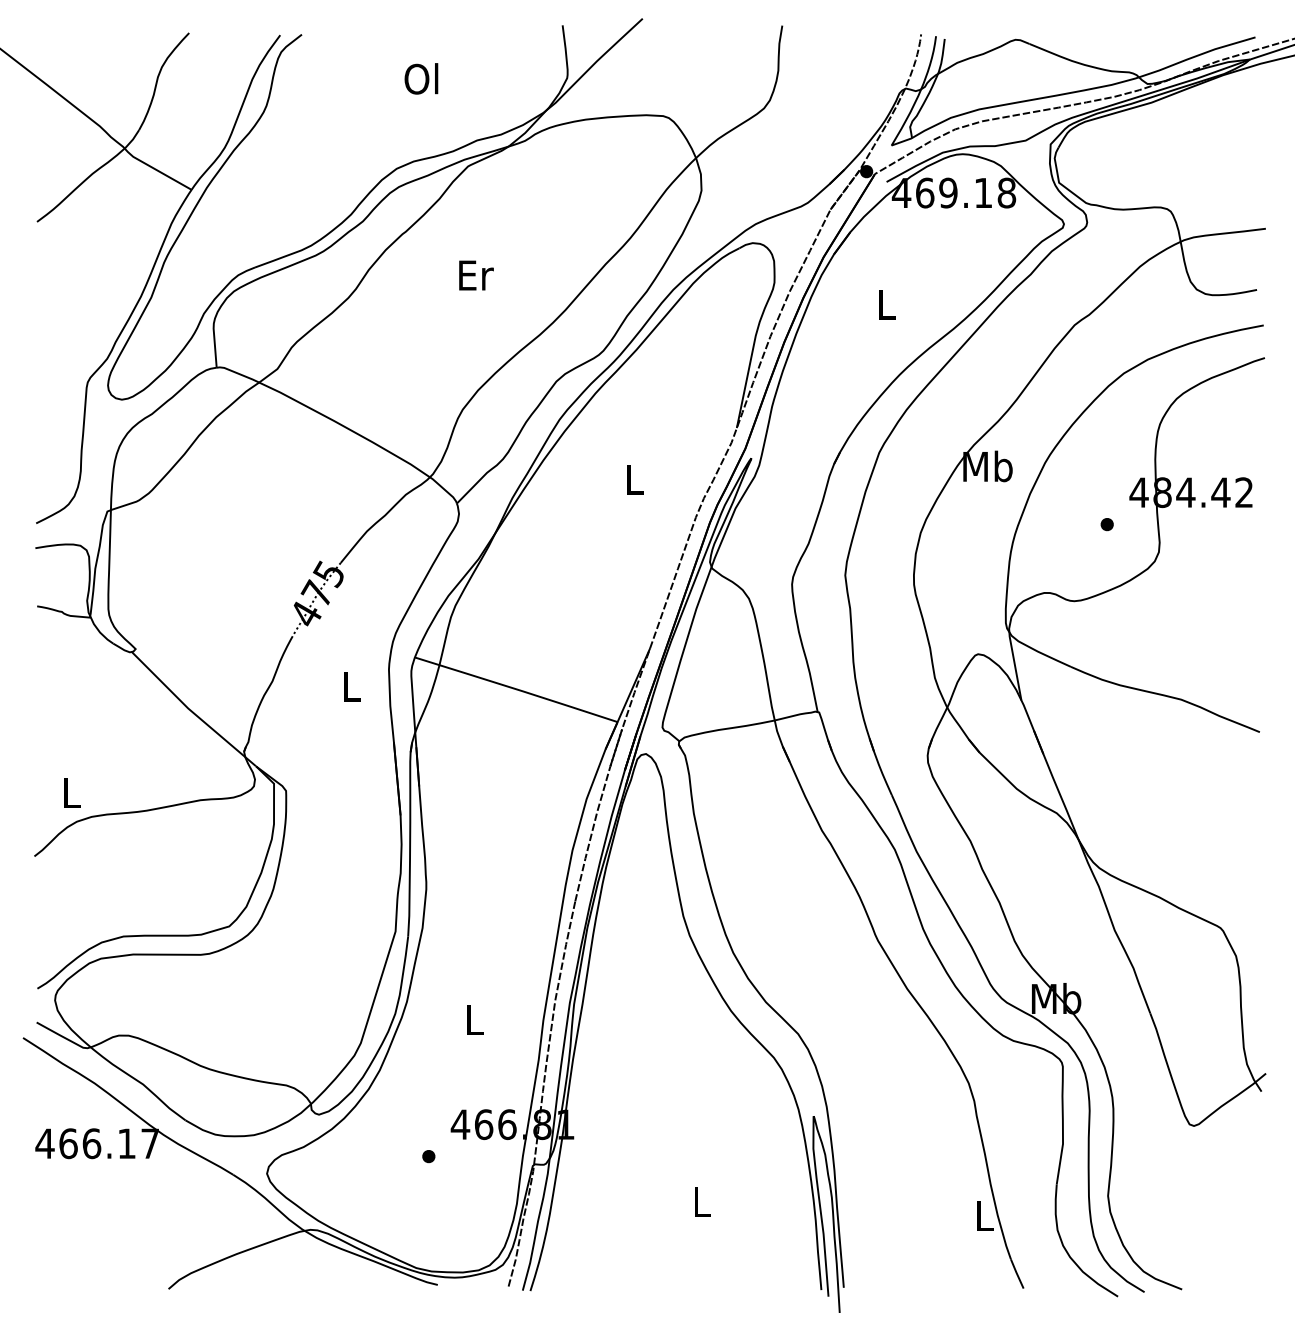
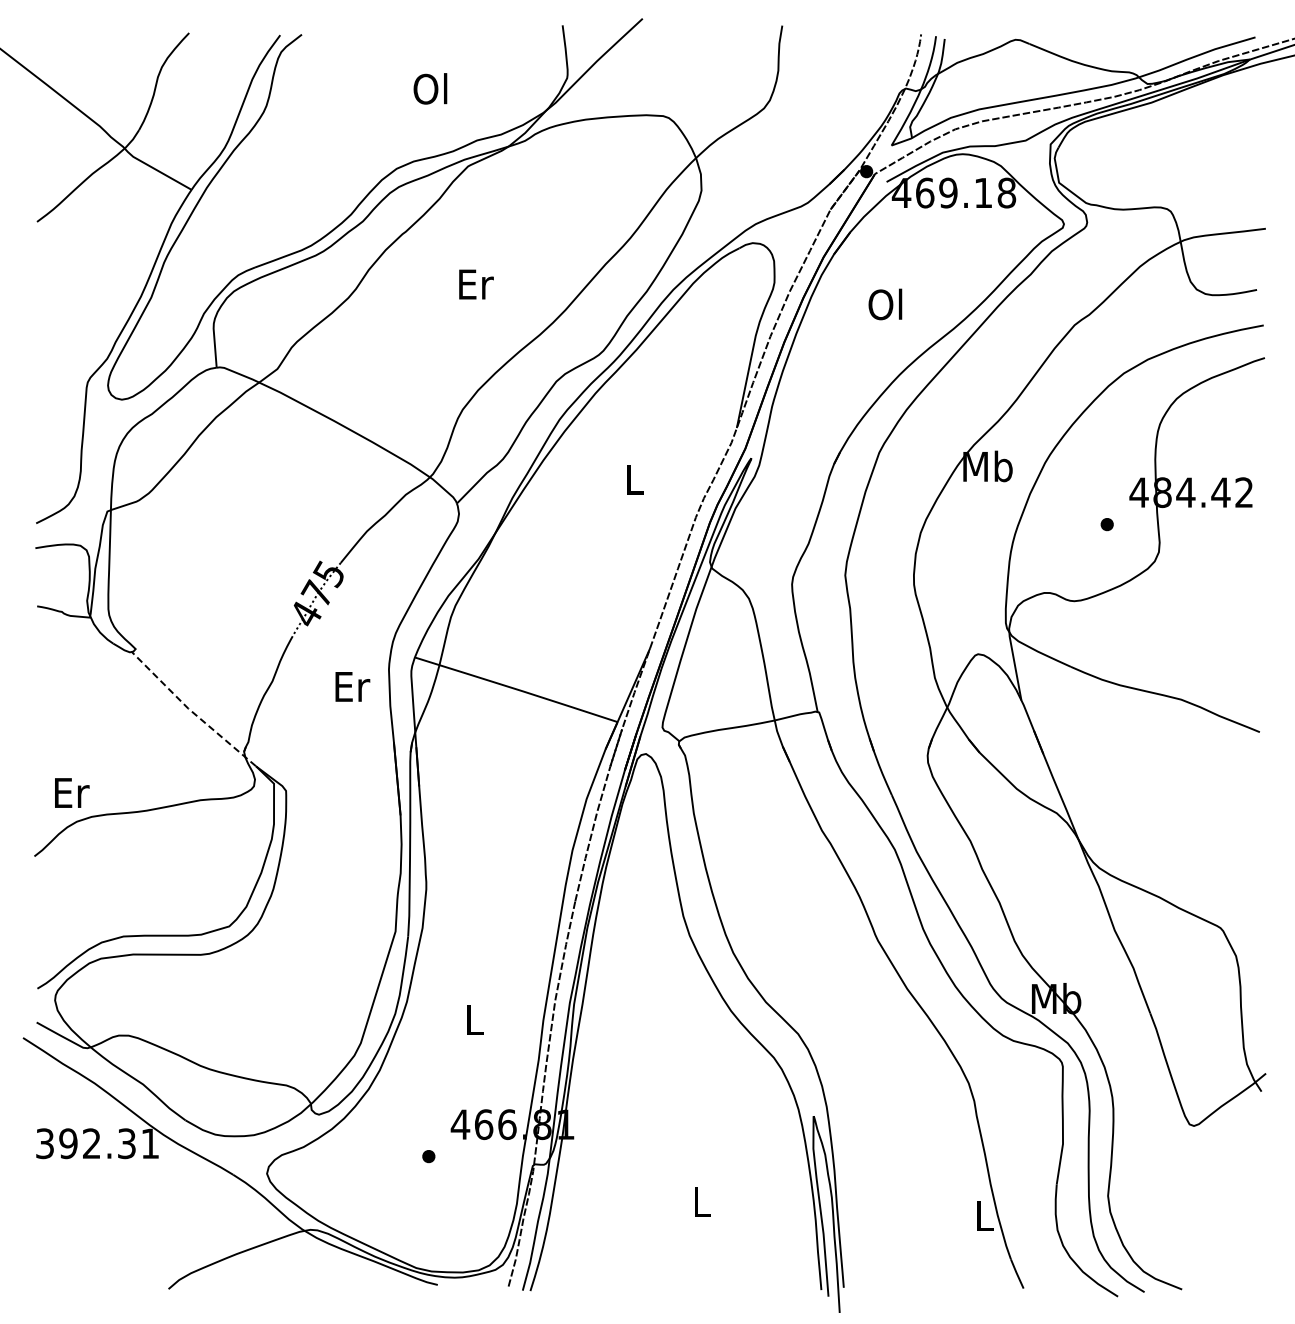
text position: (421, 78) -> (430, 88) (430, 88)
text position: (476, 275) -> (476, 284) (476, 284)
text: L -> Ol (885, 304)
text: L -> Er (352, 686)
line: solid -> dashed (191, 711)
text: L -> Er (72, 792)
text: 466.17 -> 392.31 (96, 1143)
